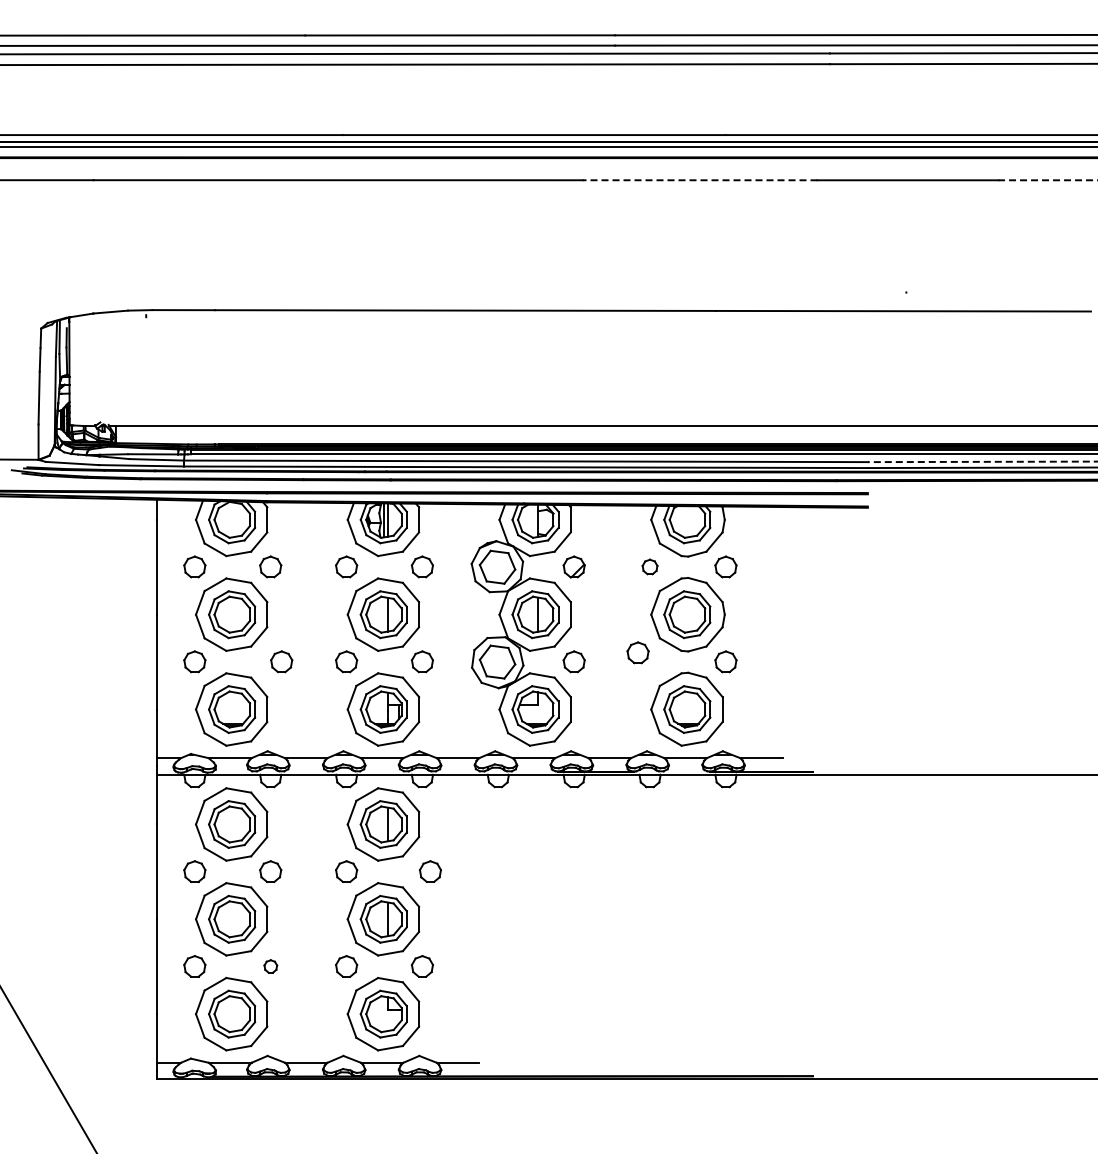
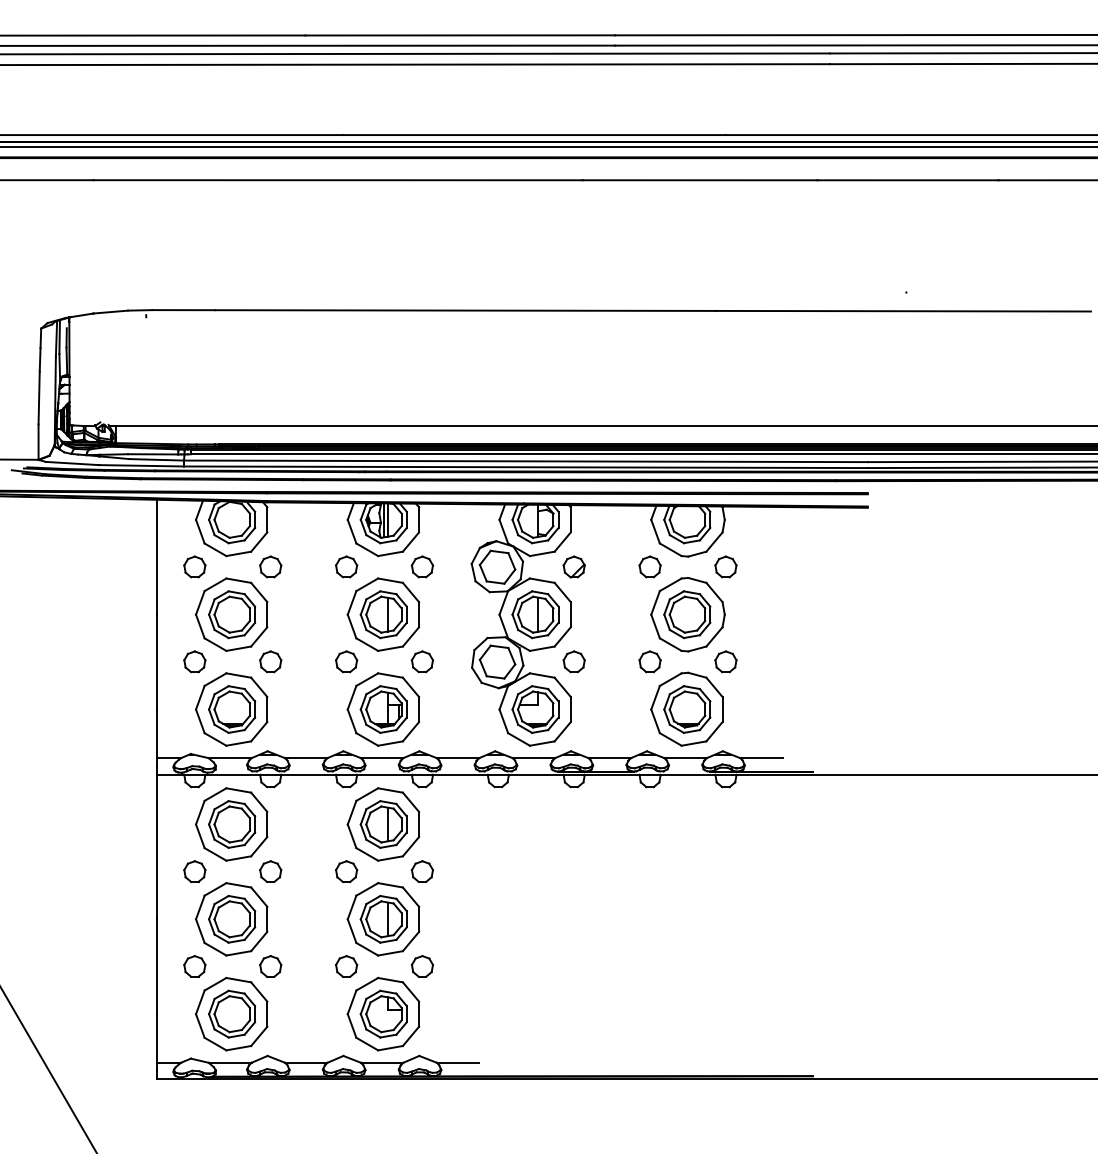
line: dashed -> solid (699, 180)
line: dashed -> solid (1047, 180)
line: dashed -> solid (982, 461)
part size: 18x18 px -> 24x24 px (649, 566)
part position: (637, 652) -> (649, 661) (649, 661)
part position: (281, 661) -> (270, 661) (270, 661)
part position: (429, 871) -> (421, 871) (421, 871)
part size: 16x15 px -> 24x23 px (270, 966)
